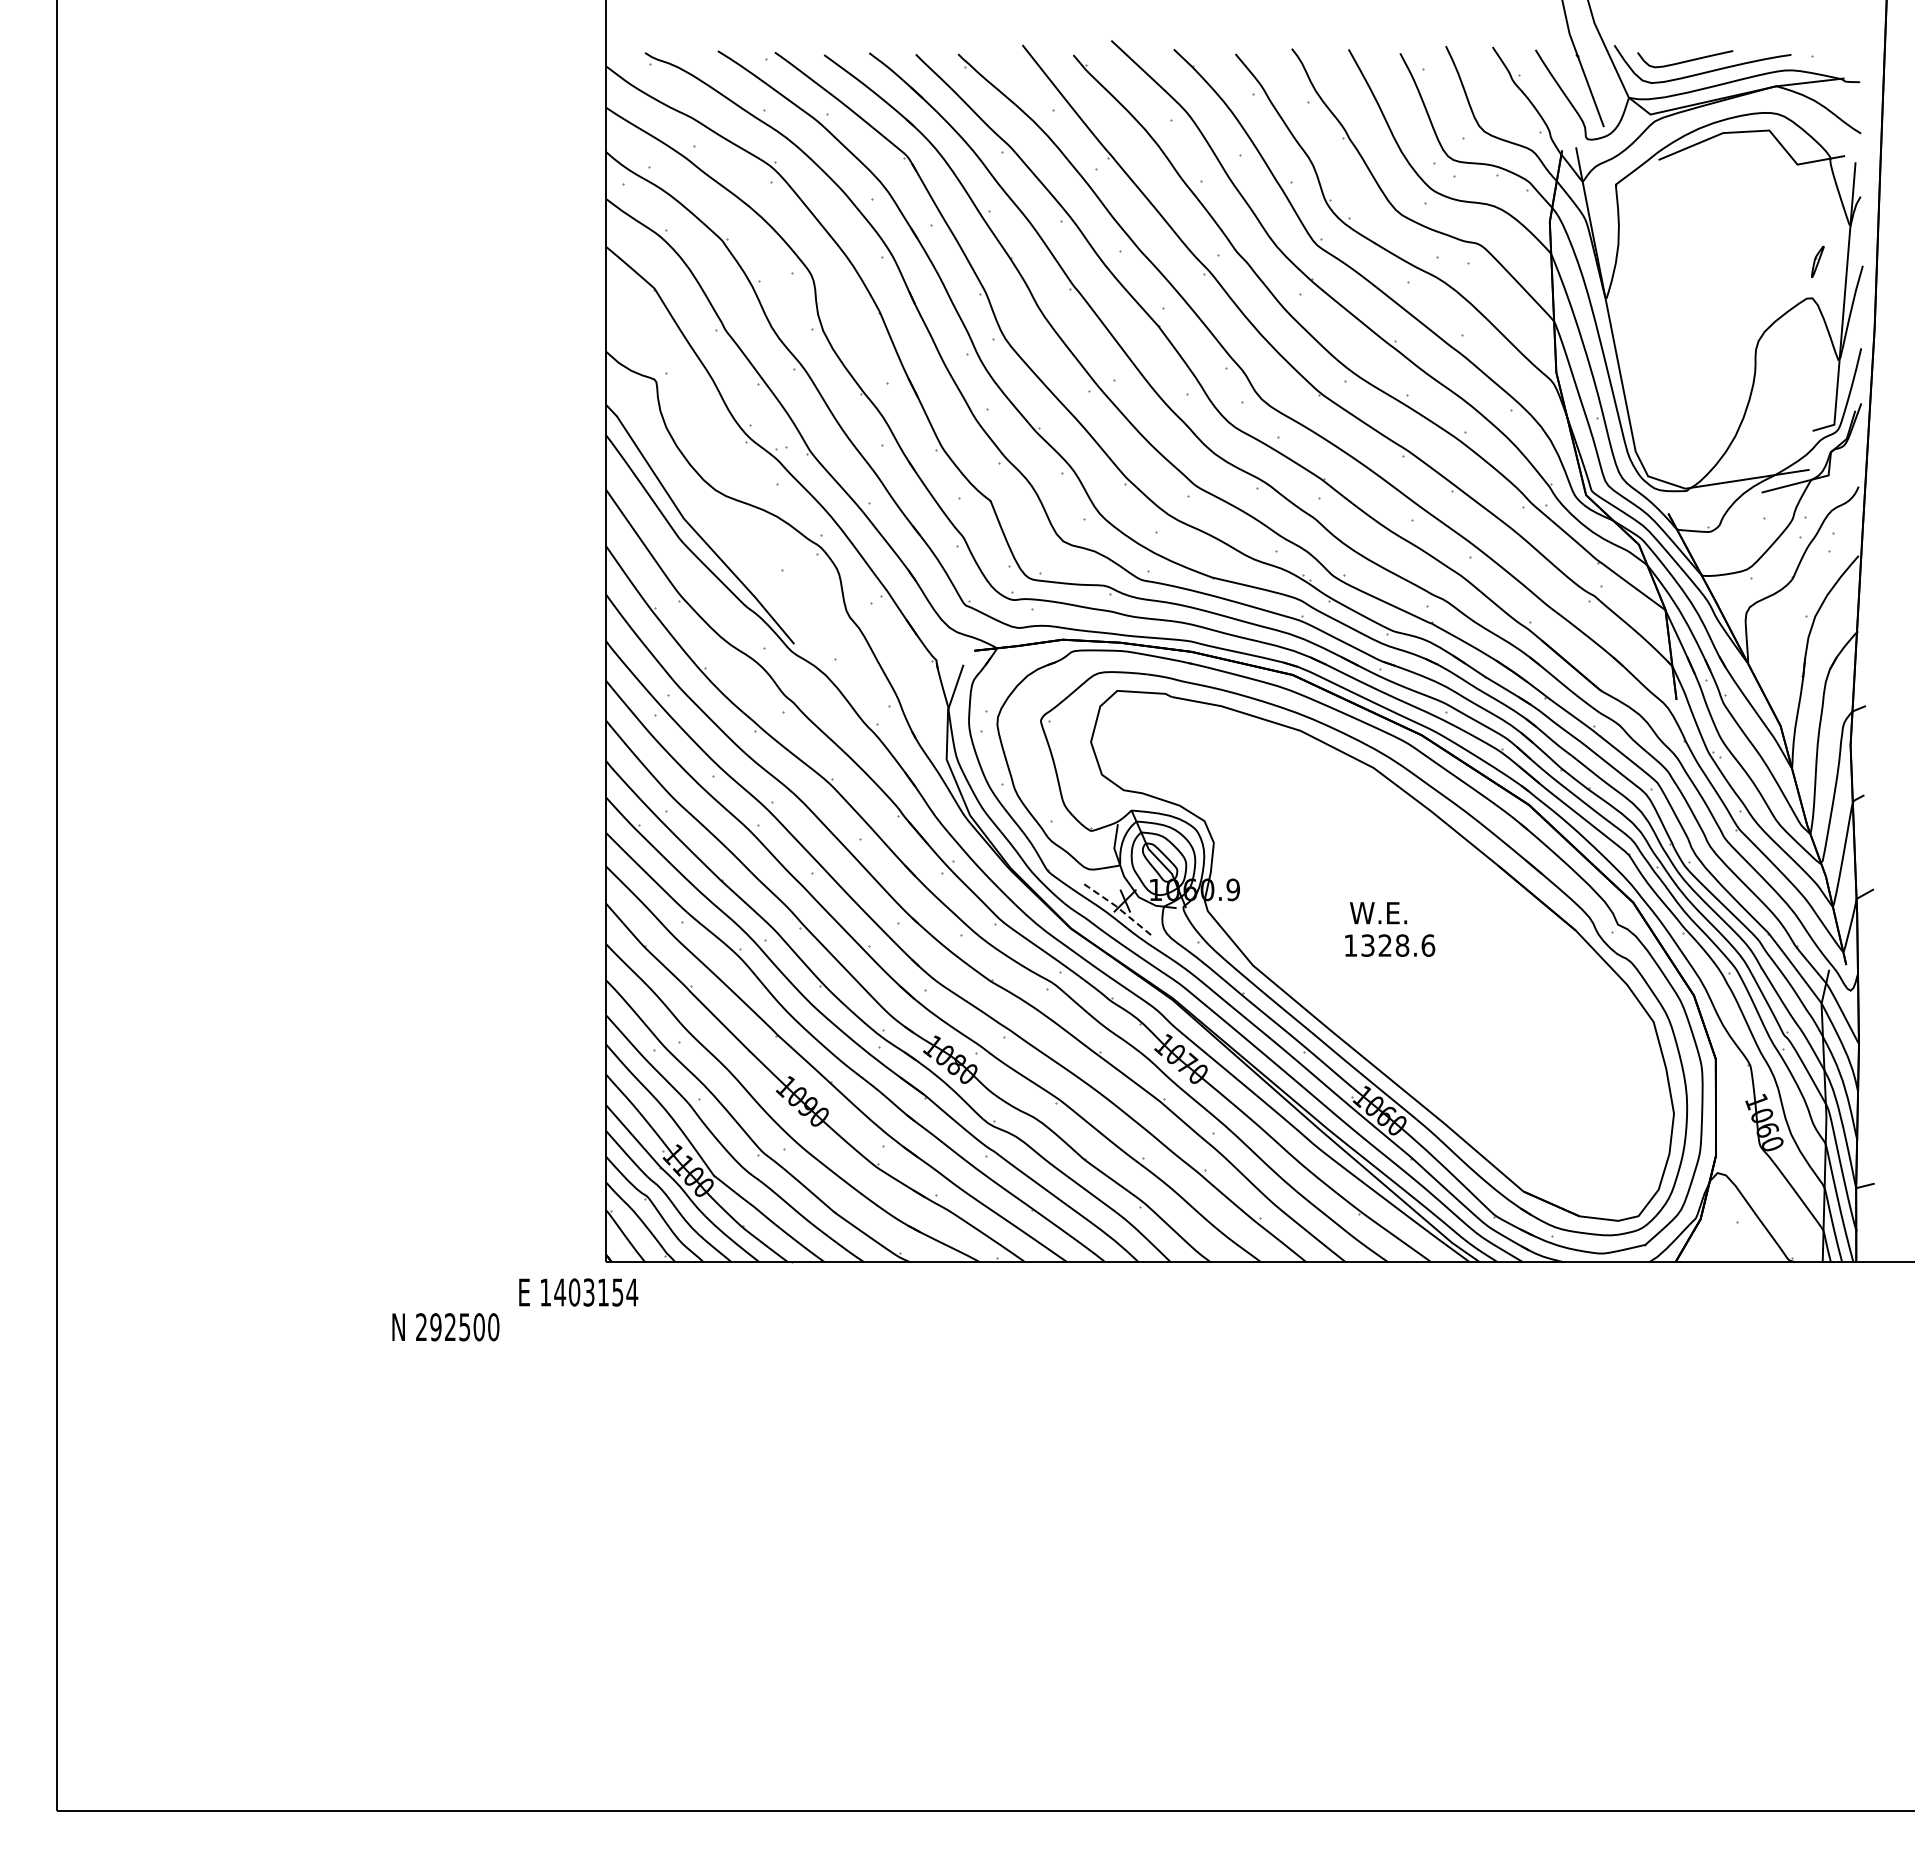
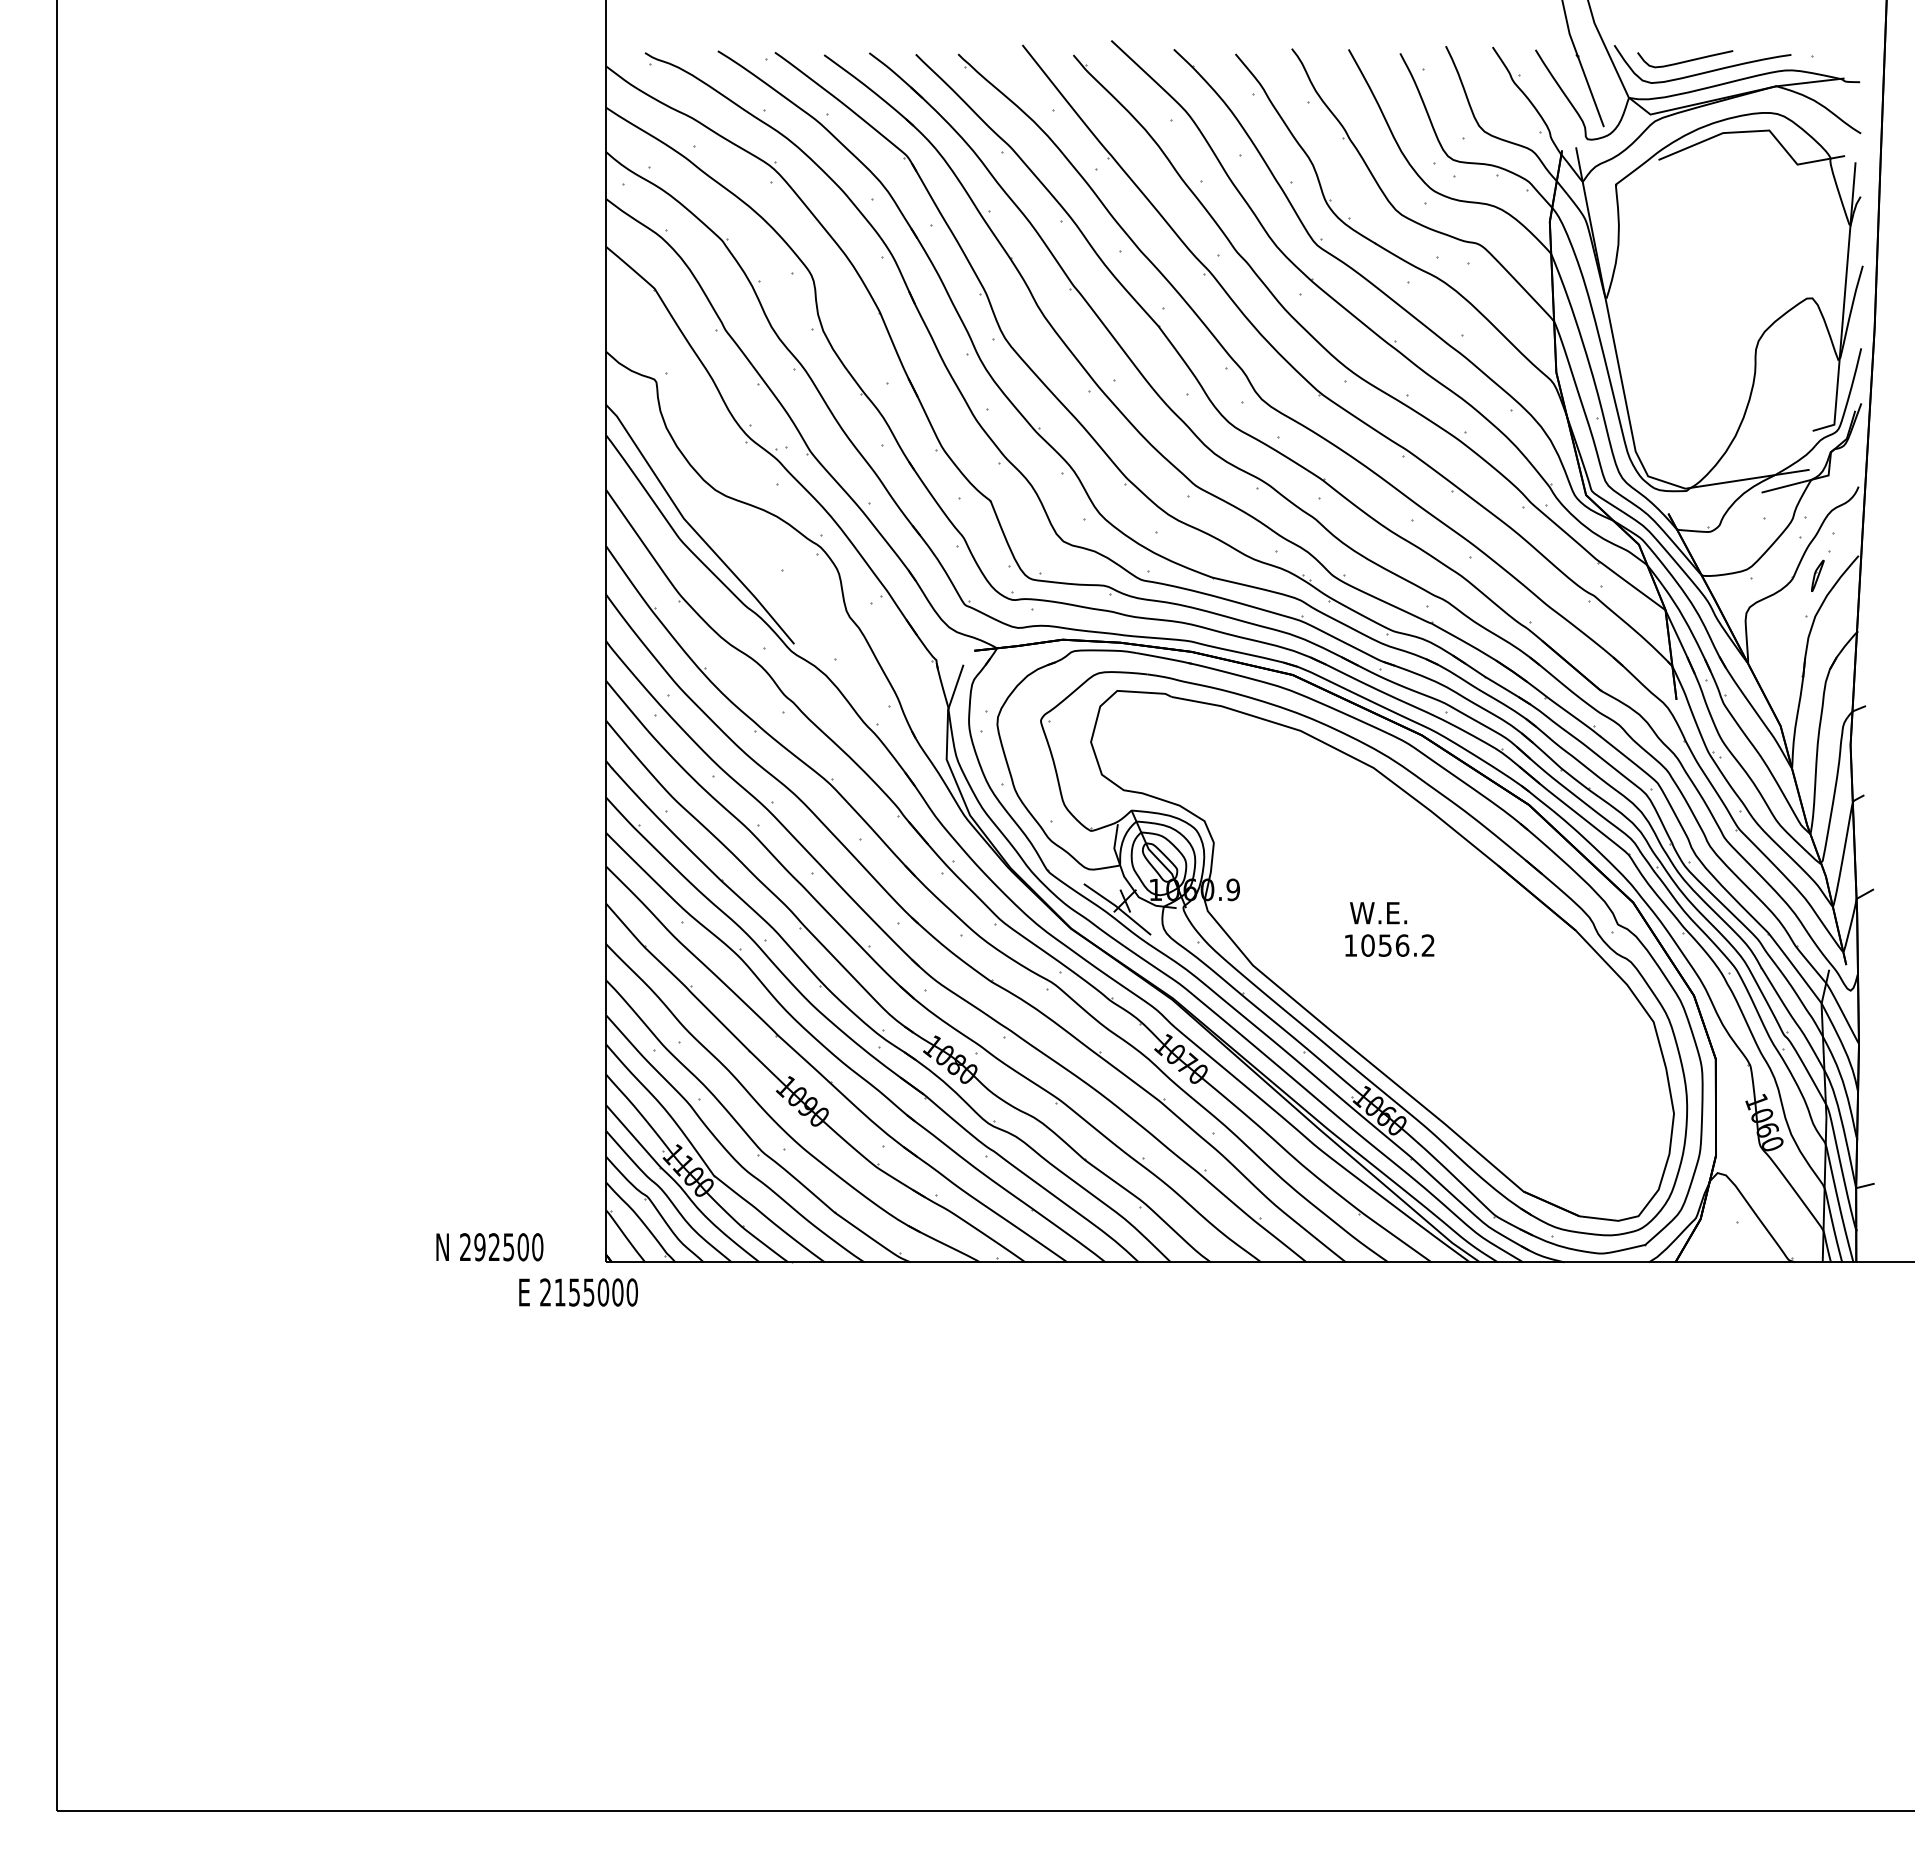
part position: (1817, 261) -> (1817, 575) (1817, 575)
line: dashed -> solid (1117, 907)
text: 1328.6 -> 1056.2 (1398, 945)
text: 1403154 -> 2155000 (589, 1292)
text position: (445, 1327) -> (489, 1247) (489, 1247)
